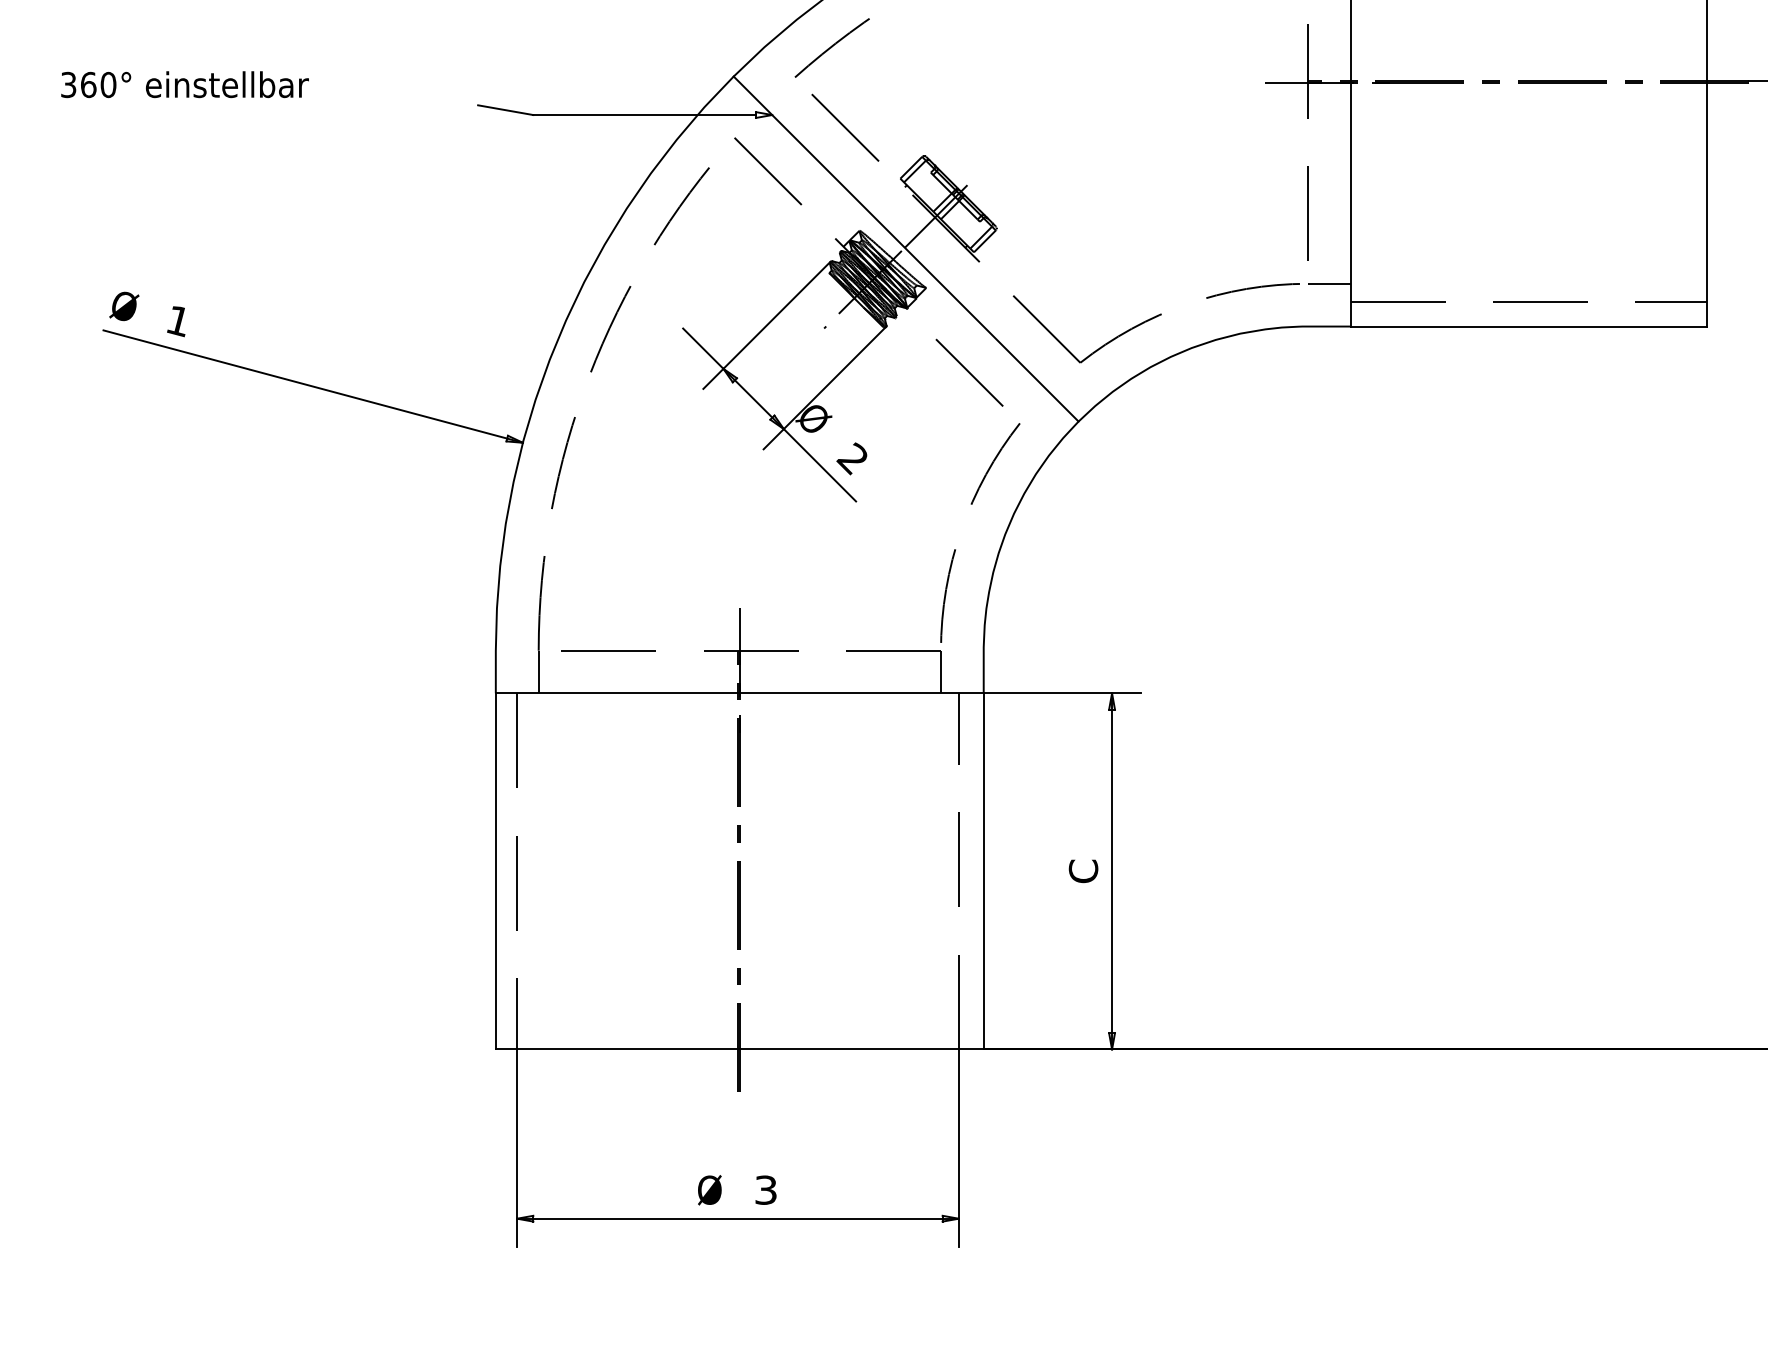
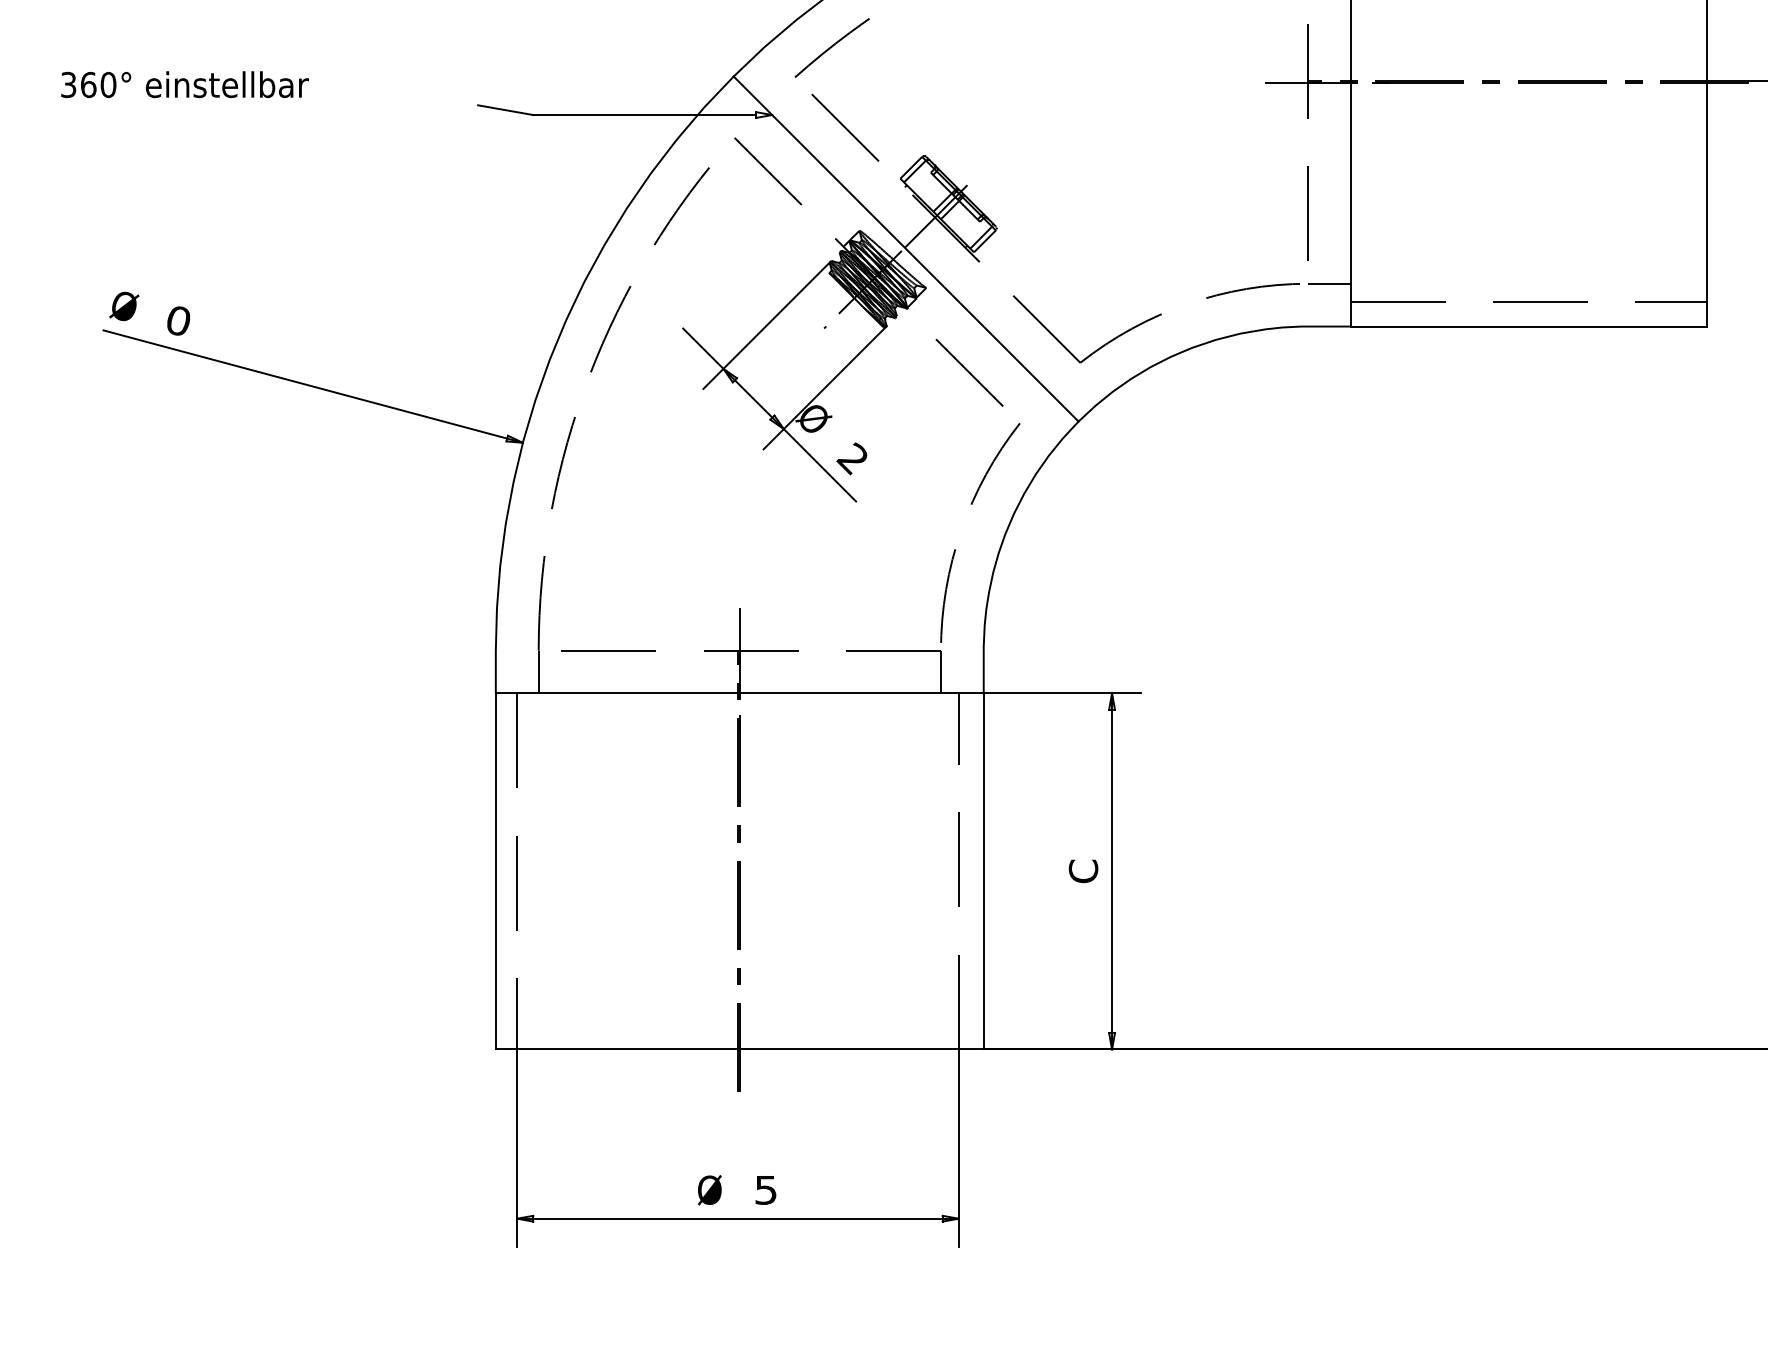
text: 1 -> 0 (178, 321)
text: 3 -> 5 (766, 1189)
